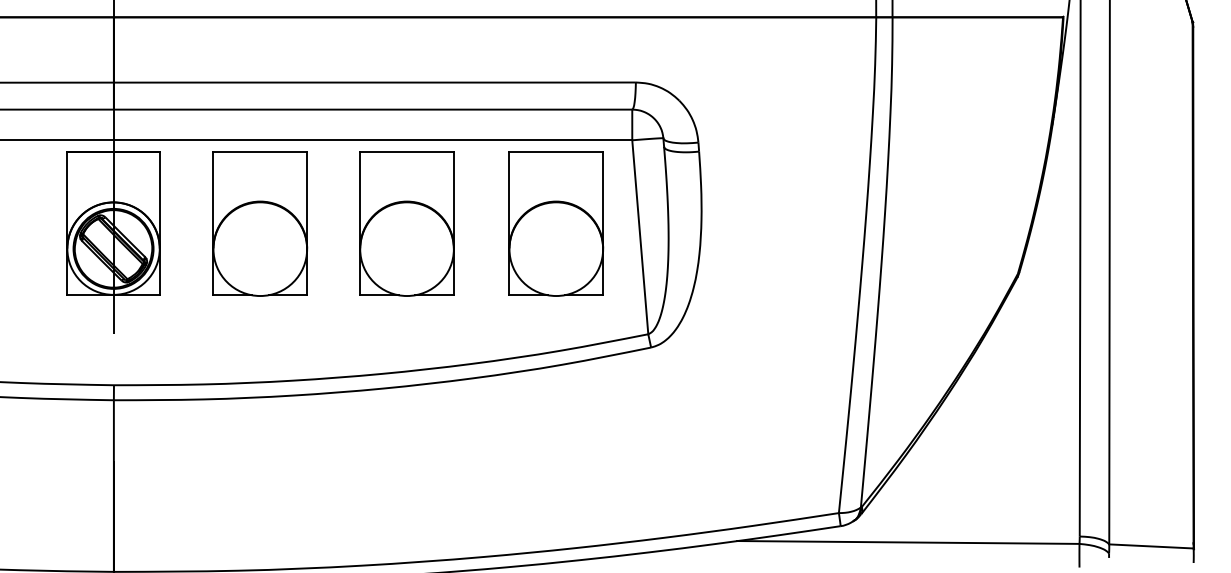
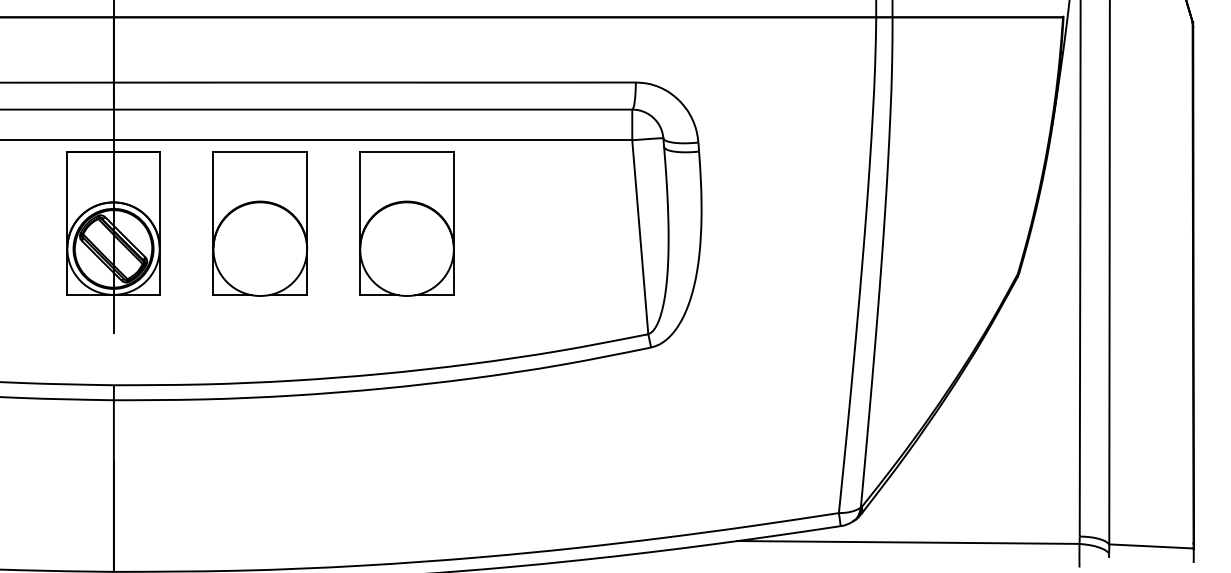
part: present -> none (556, 223)
